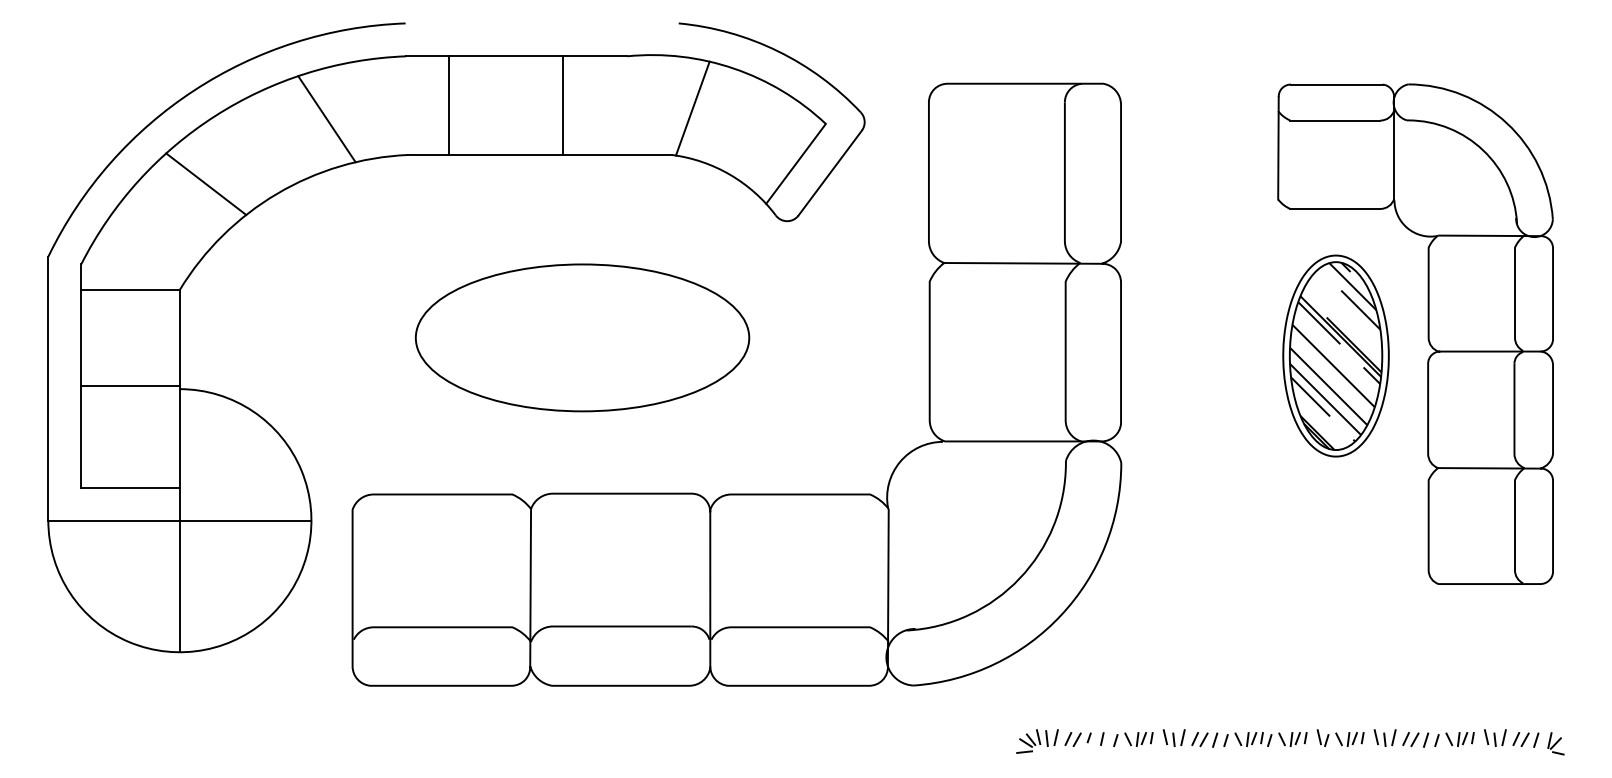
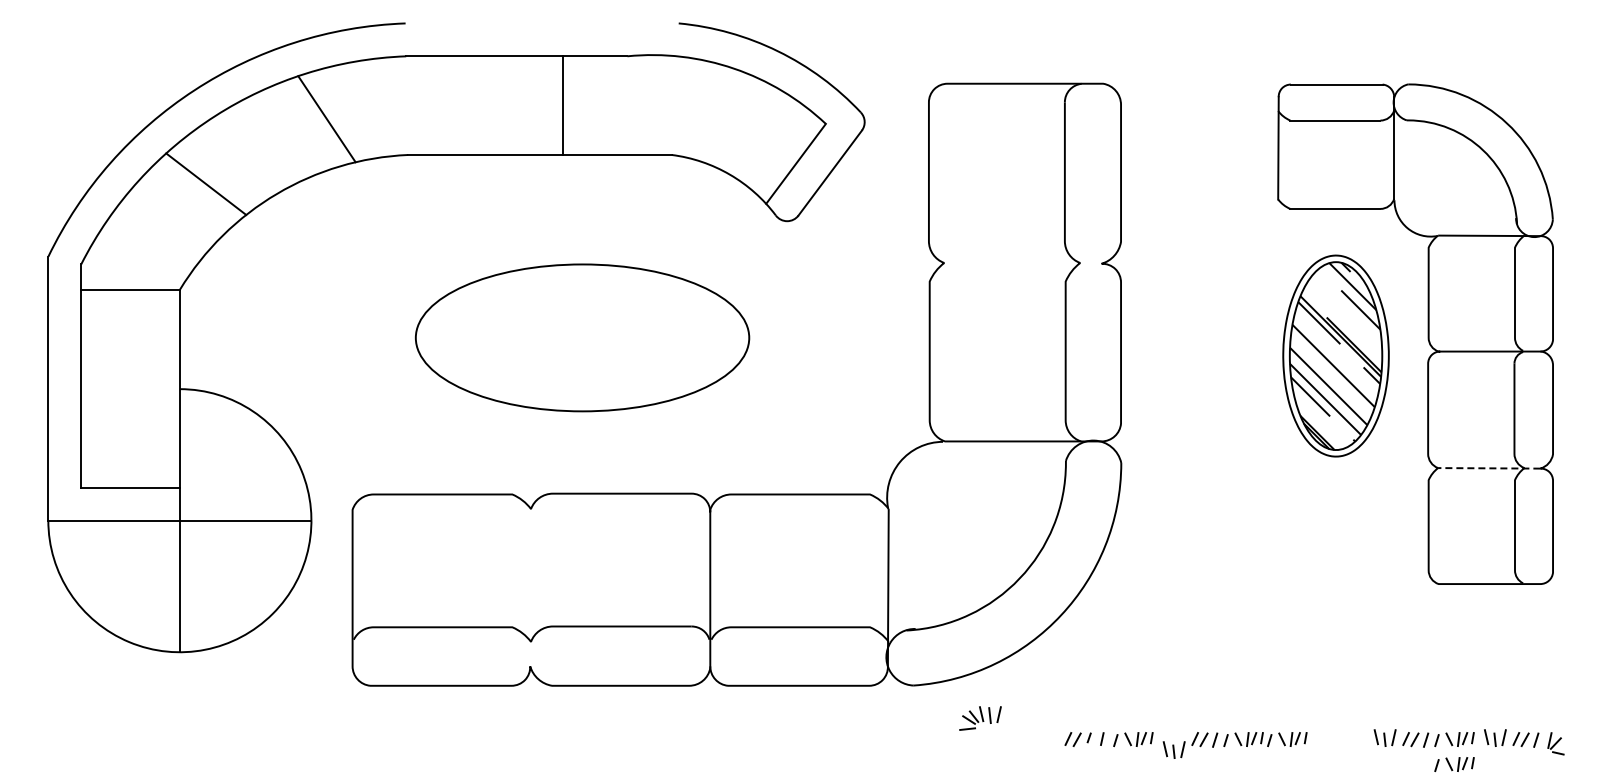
line: present -> none (449, 105)
line: present -> none (692, 108)
line: present -> none (1022, 263)
line: present -> none (130, 386)
line: solid -> dashed (1488, 468)
line: present -> none (530, 587)
part position: (1173, 737) -> (1173, 749) (1173, 749)
part: present -> none (1340, 737)
part position: (1037, 741) -> (980, 718) (980, 718)
part: none -> present (1454, 764)
